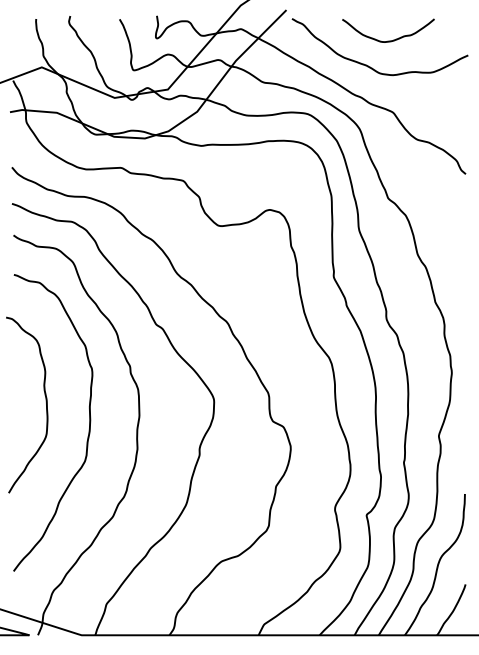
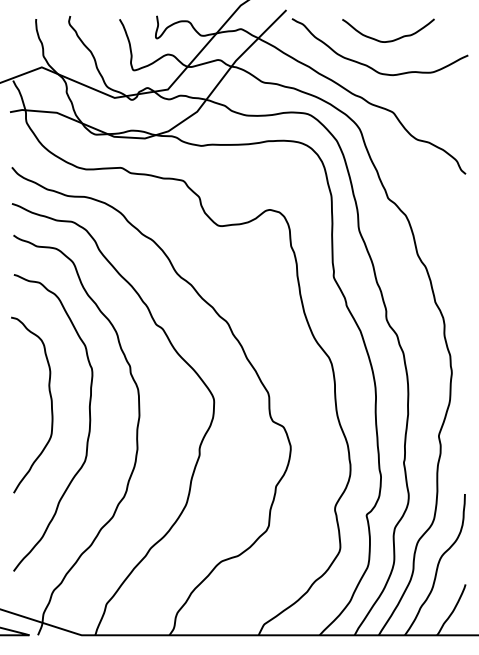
curve position: (45, 401) -> (50, 401) (50, 401)
